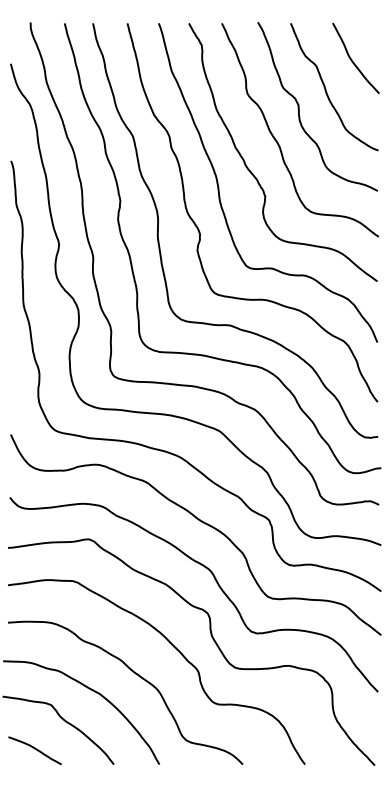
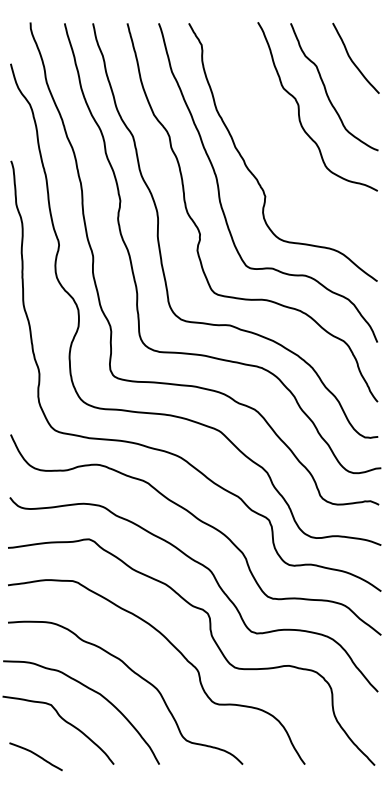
curve: present -> none (278, 142)
curve position: (34, 749) -> (35, 755) (35, 755)
